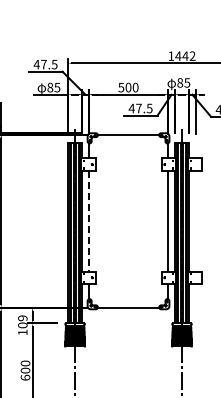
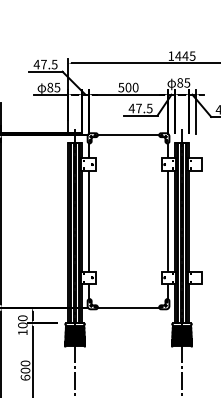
text: 1442 -> 1445 (192, 55)
line: dashed -> solid (89, 221)
text: 109 -> 100 (22, 318)
